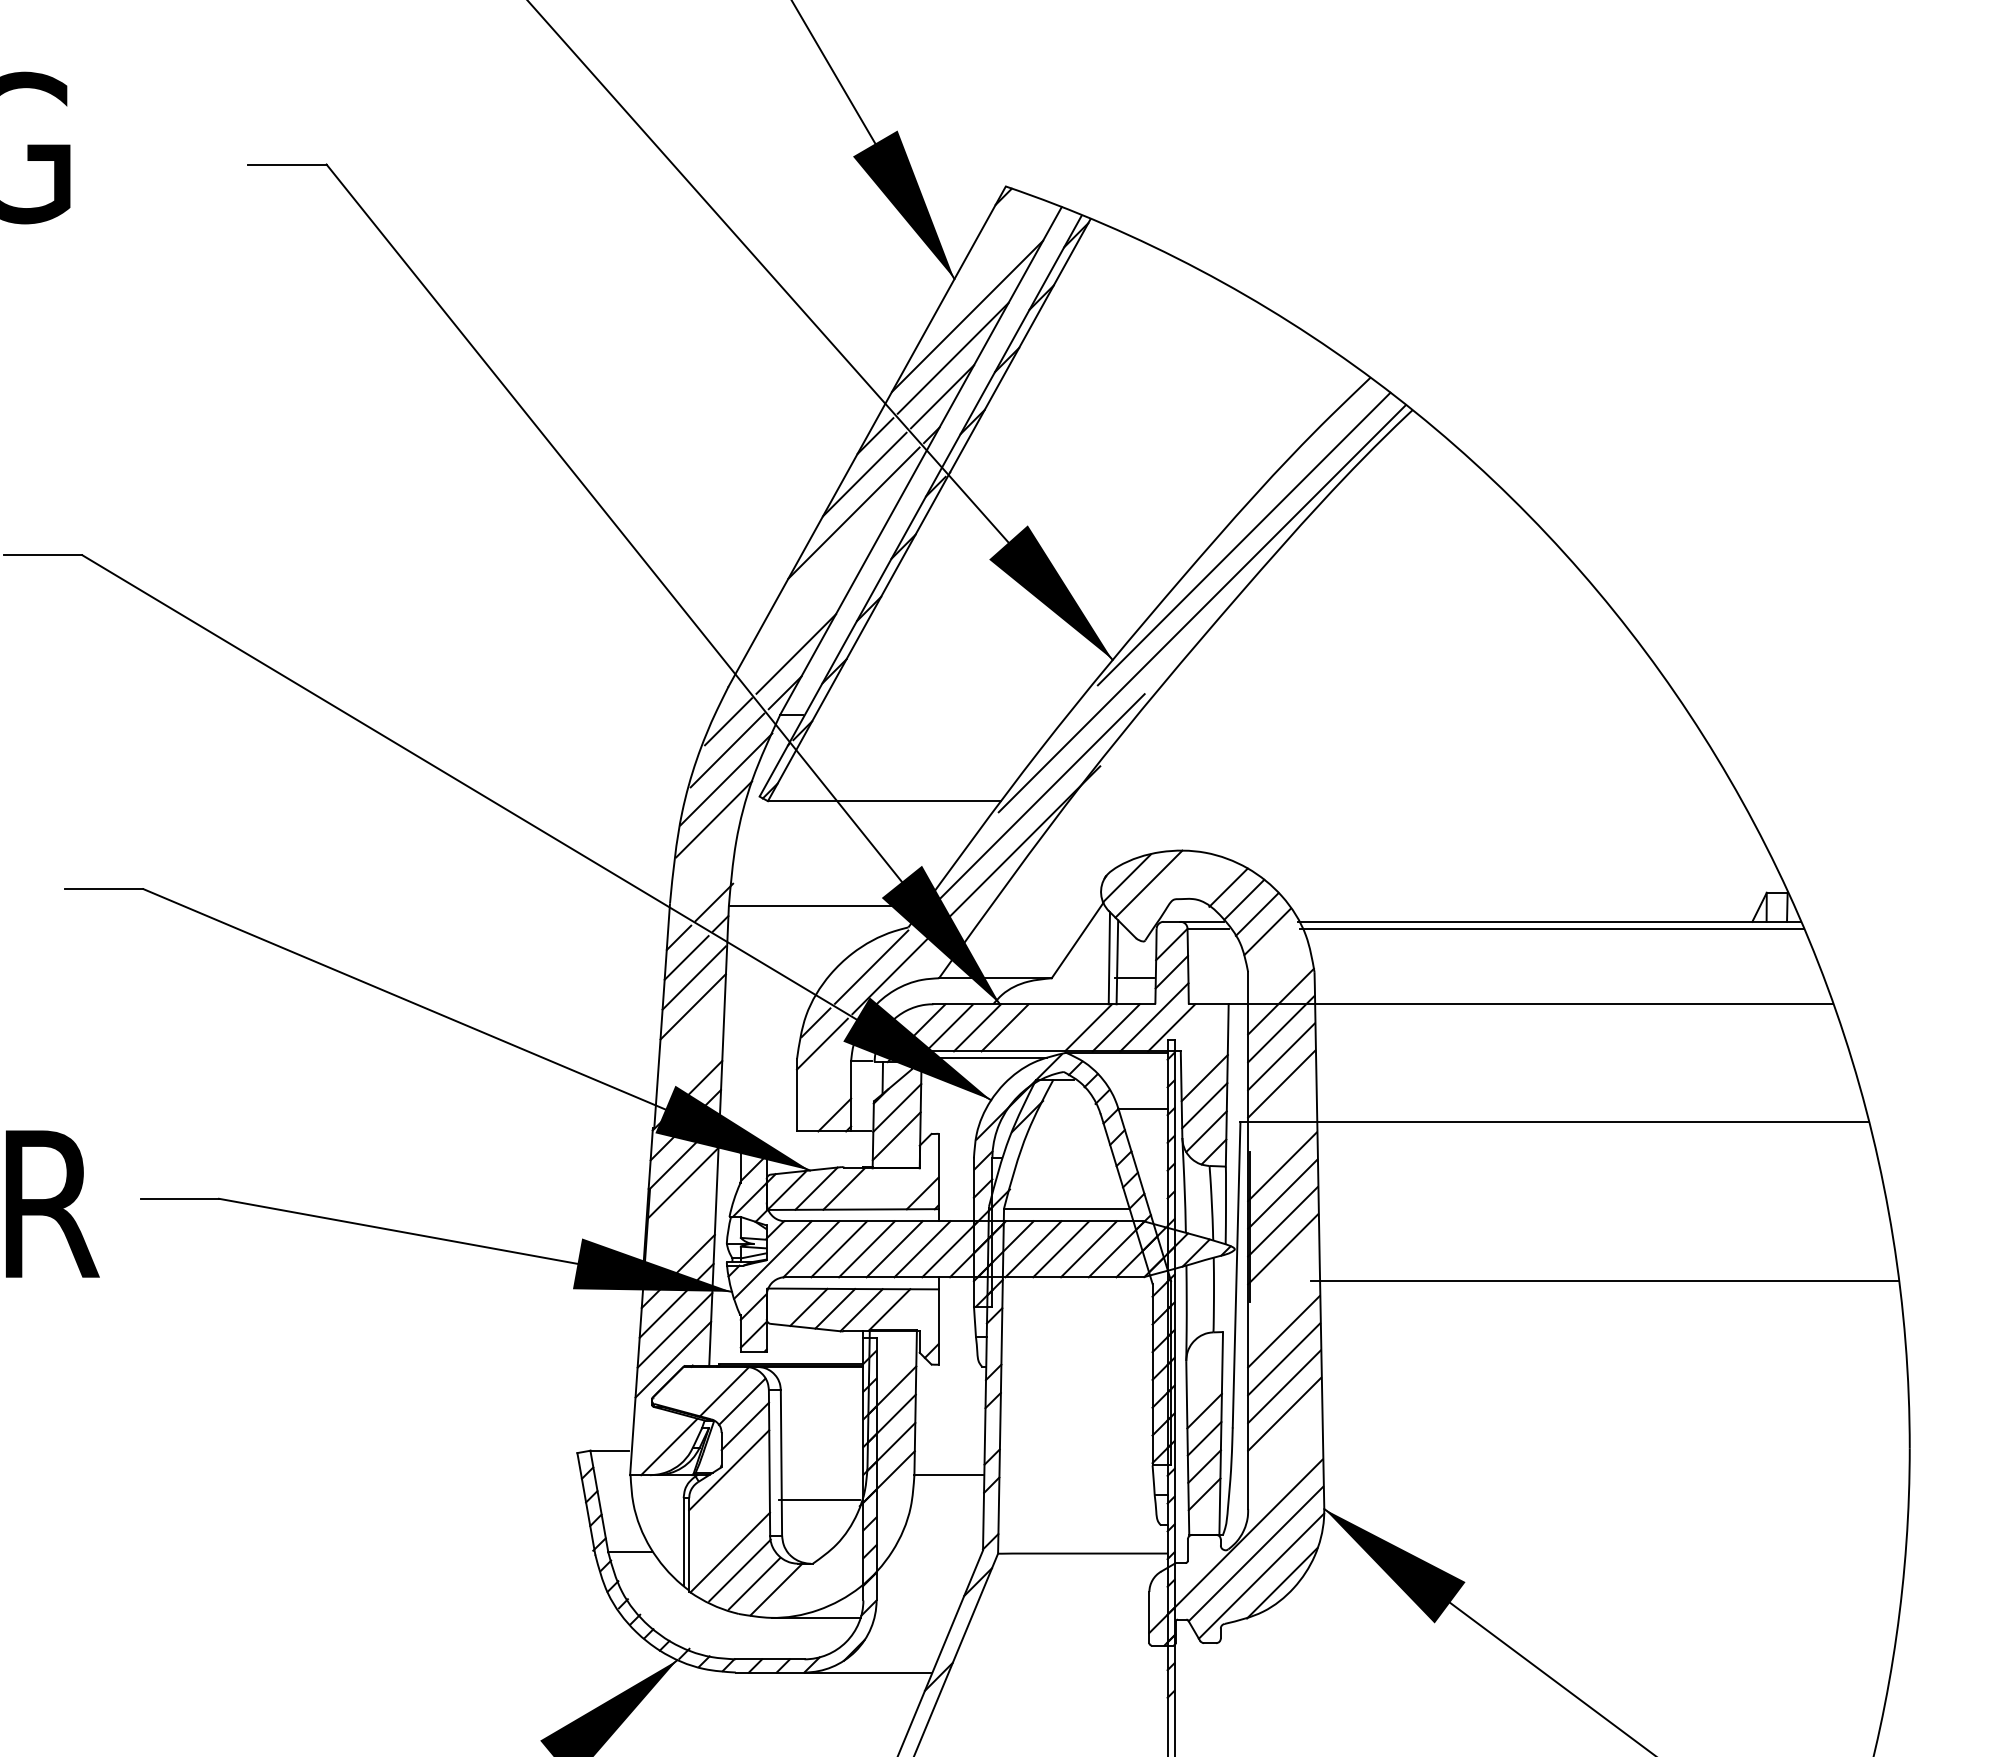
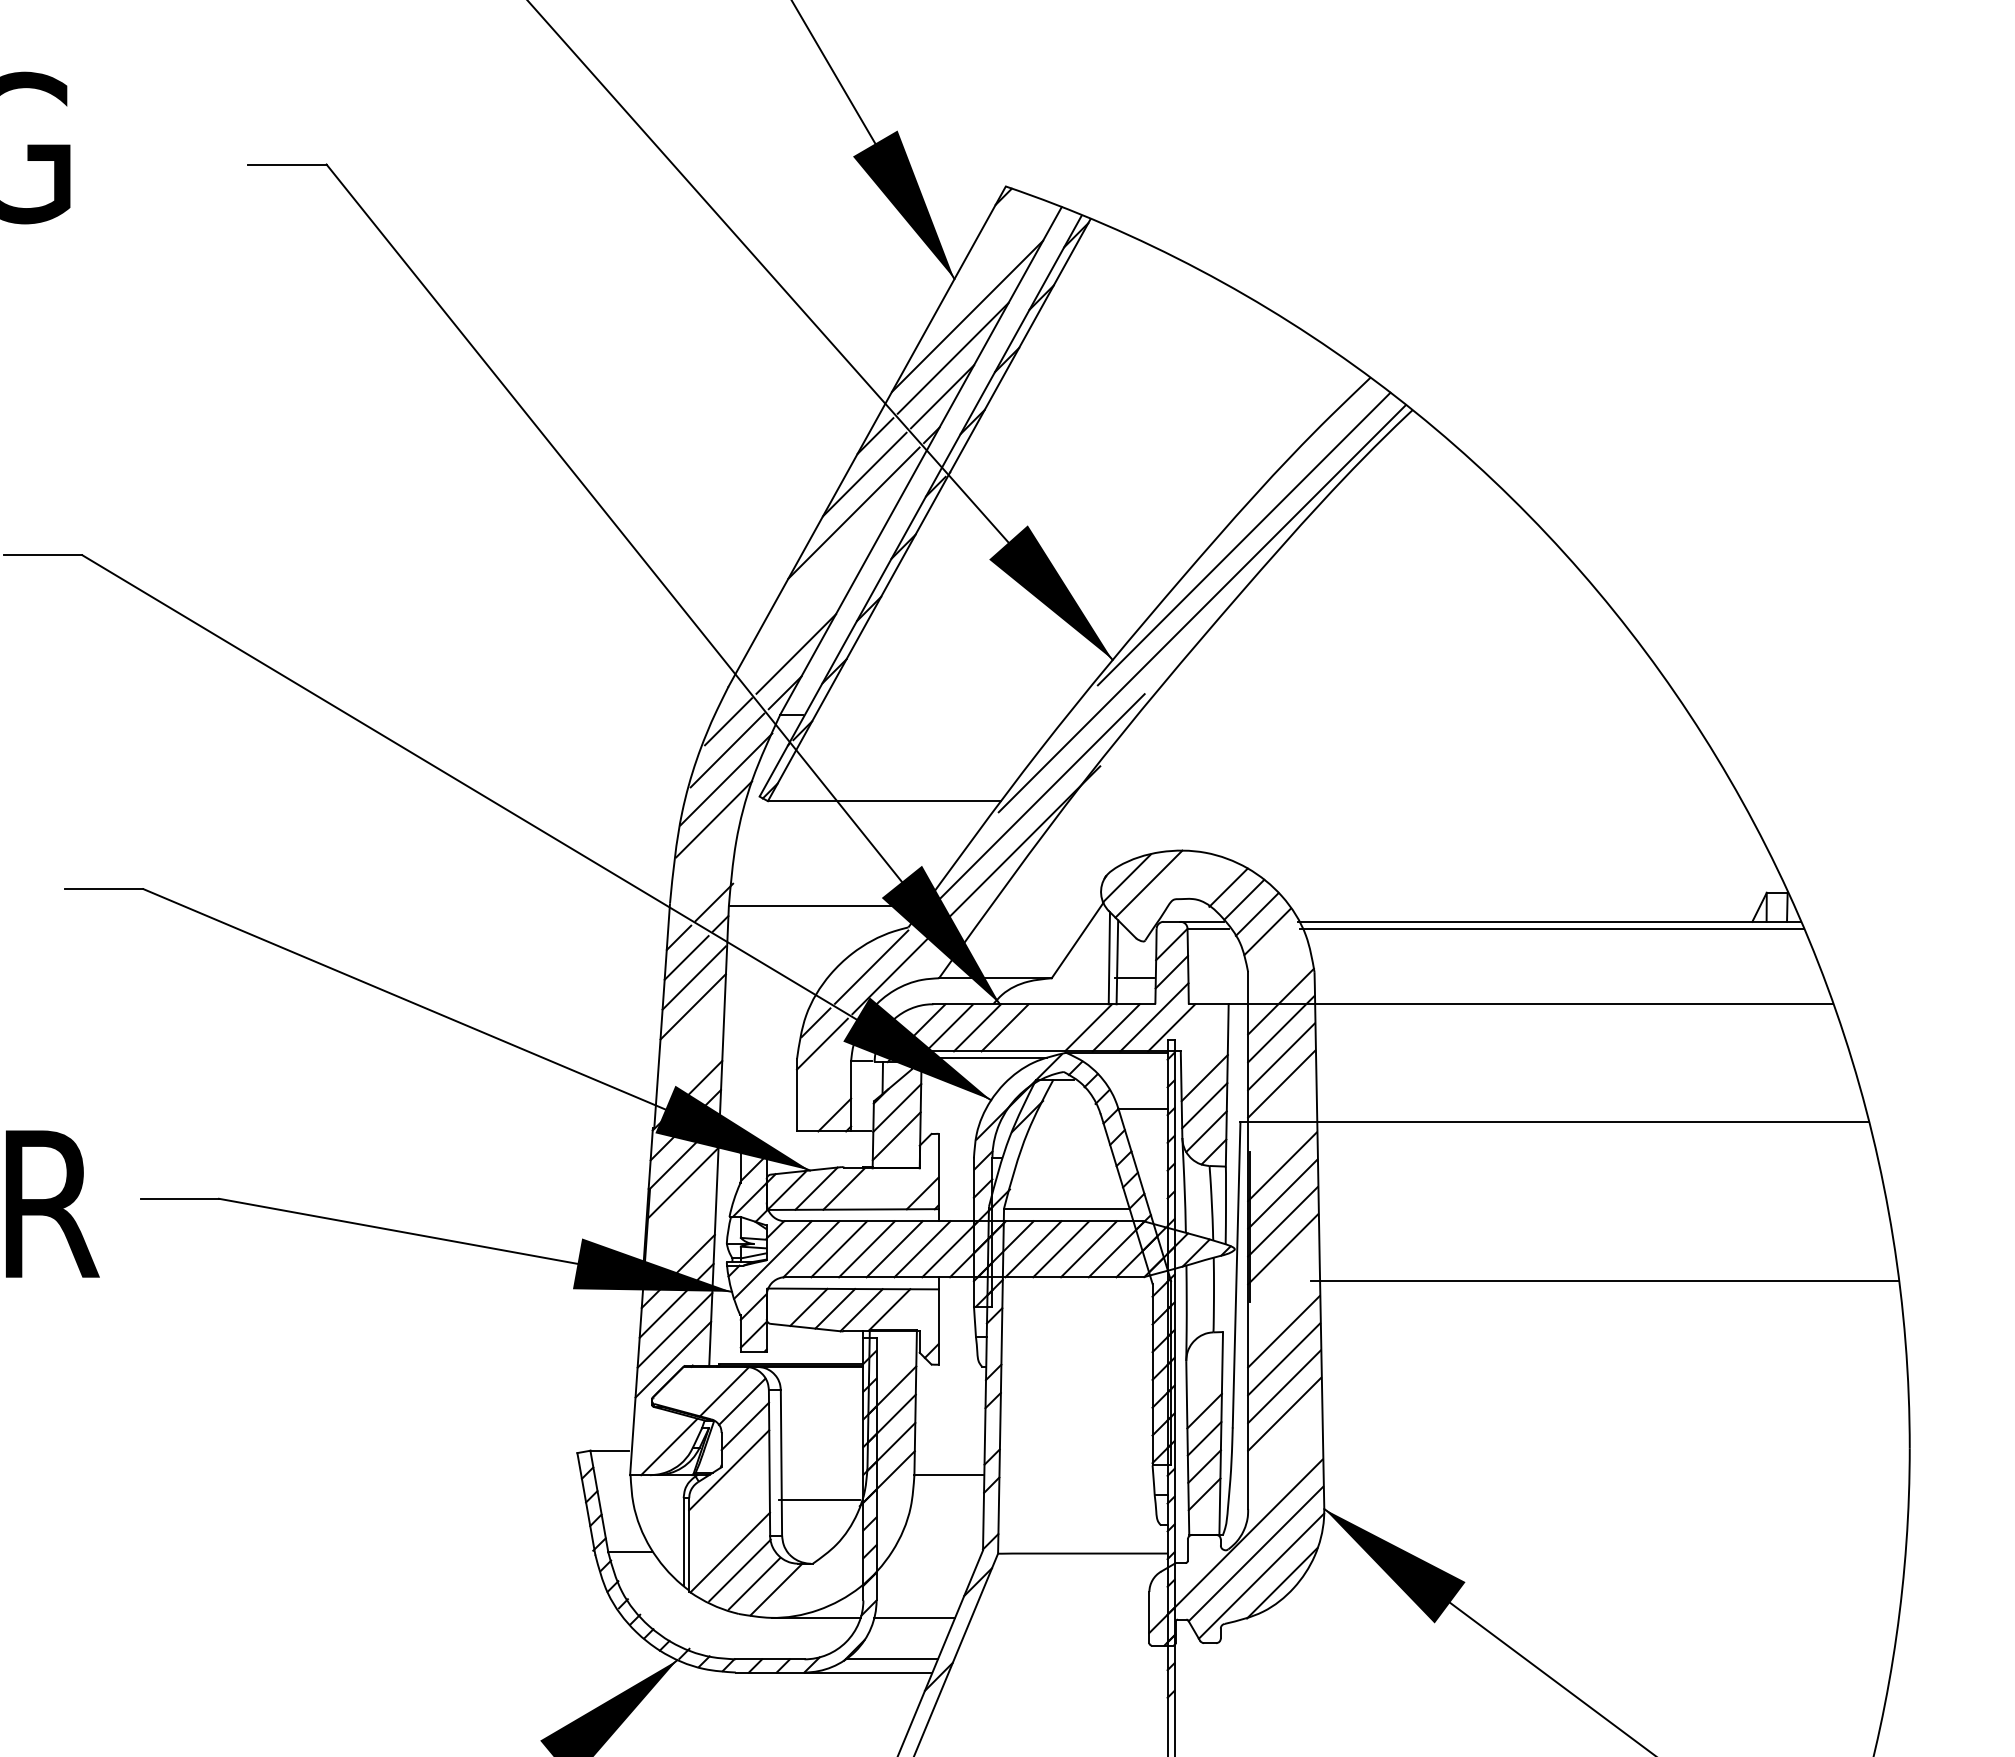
line: none -> present (914, 1617)
line: none -> present (891, 1659)
